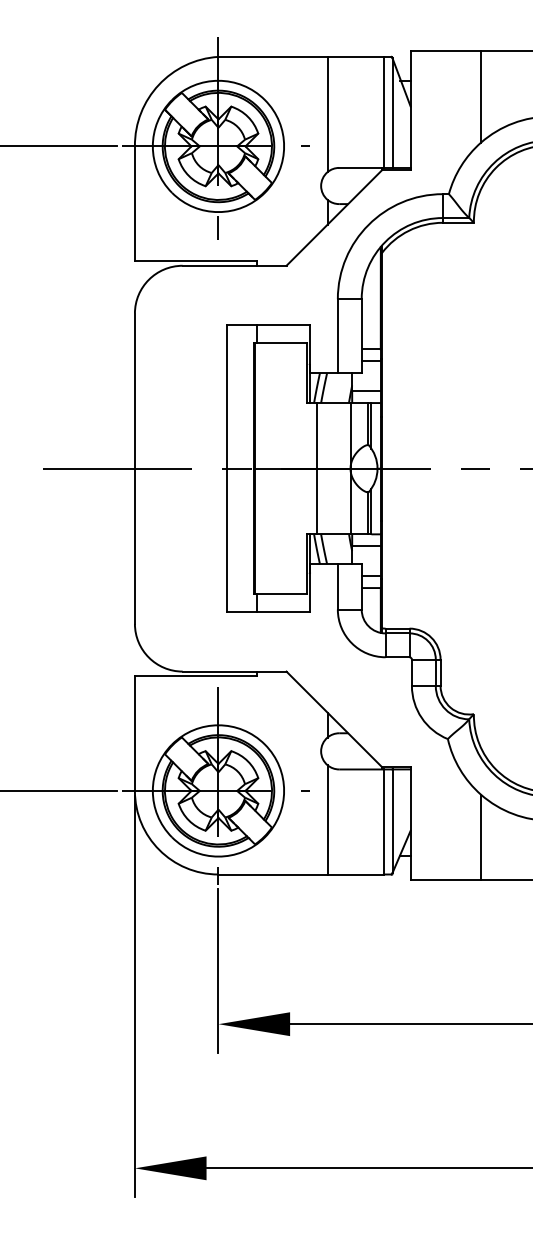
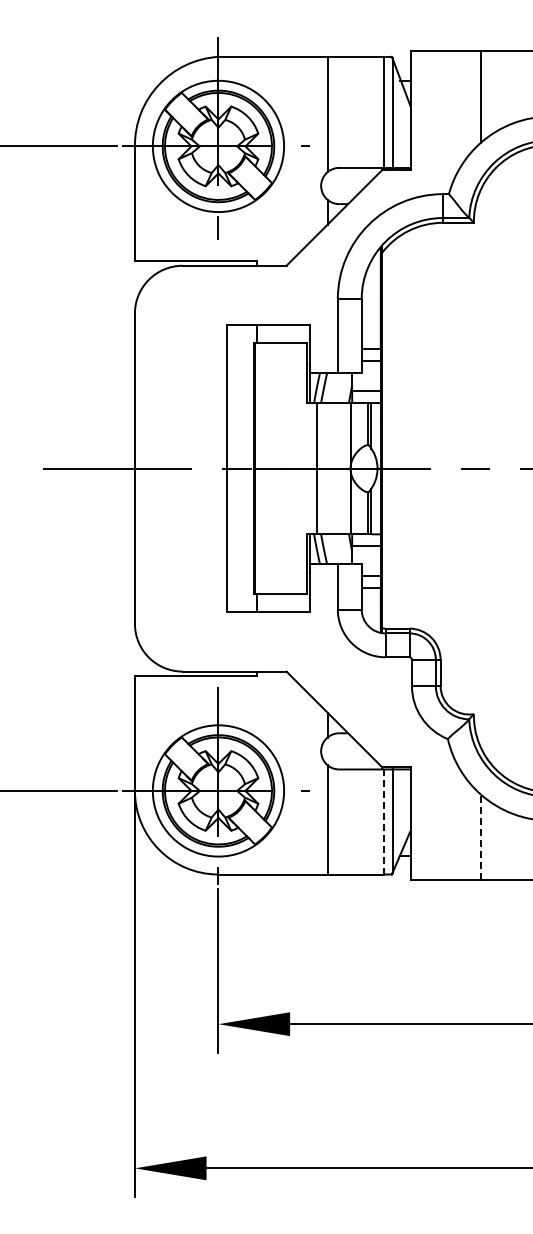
line: solid -> dashed (383, 821)
line: solid -> dashed (481, 837)
